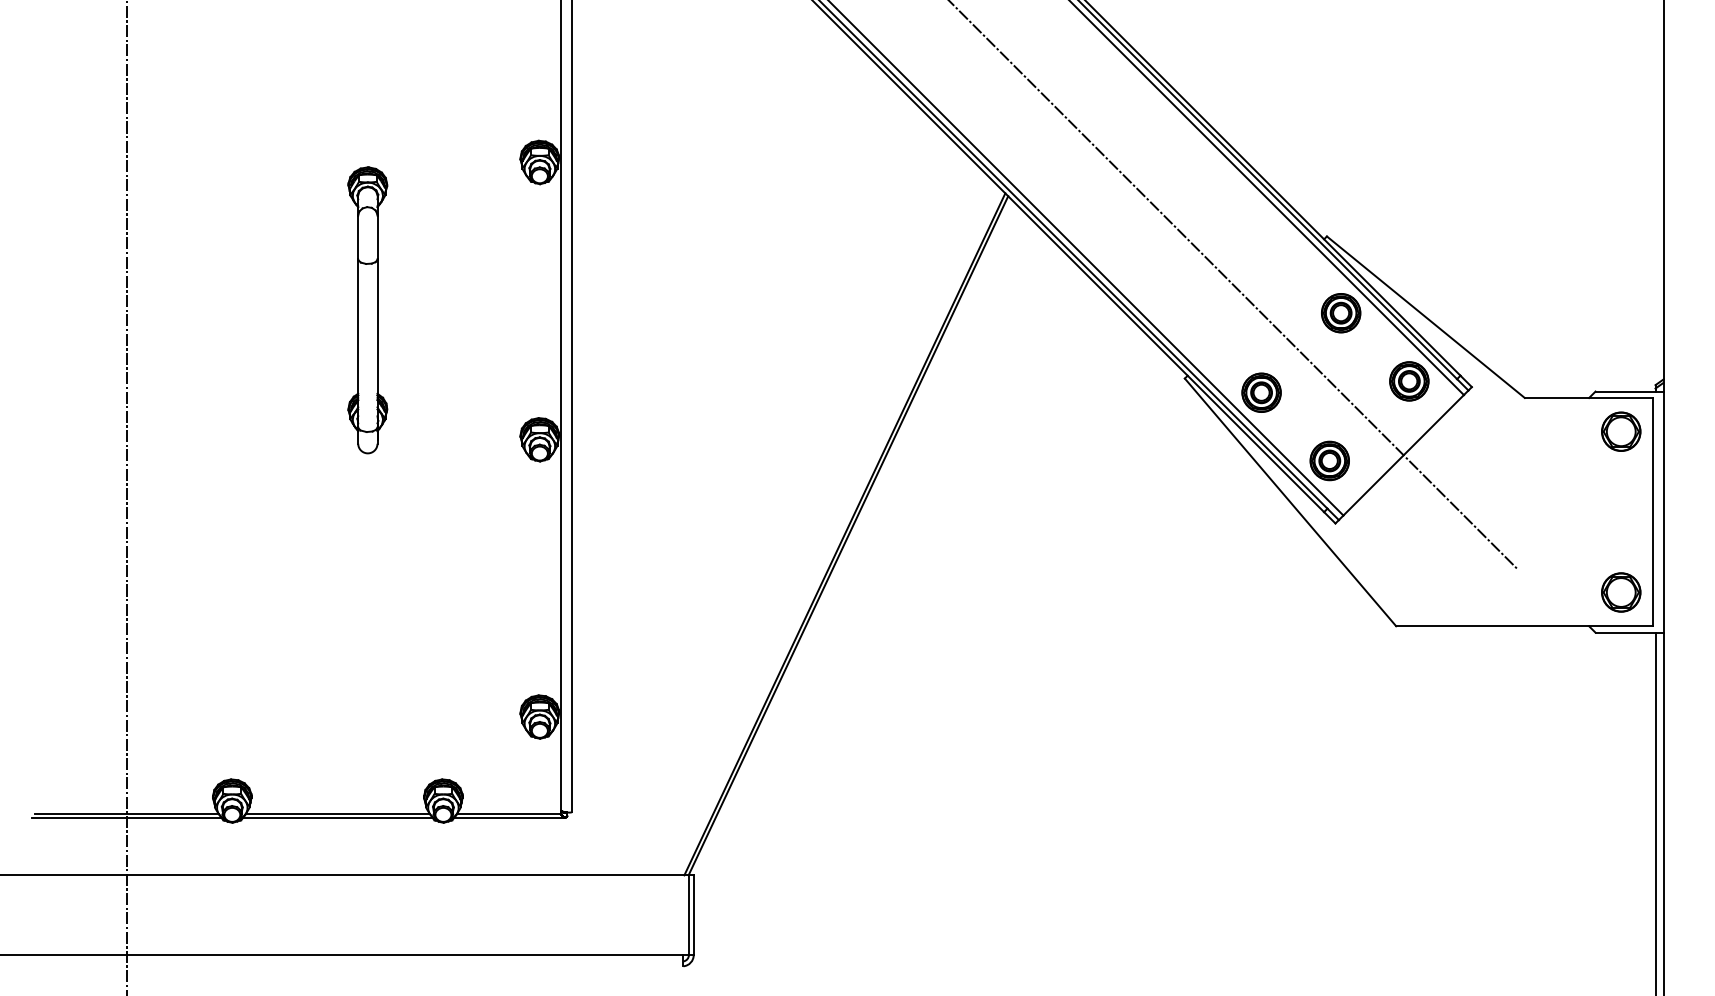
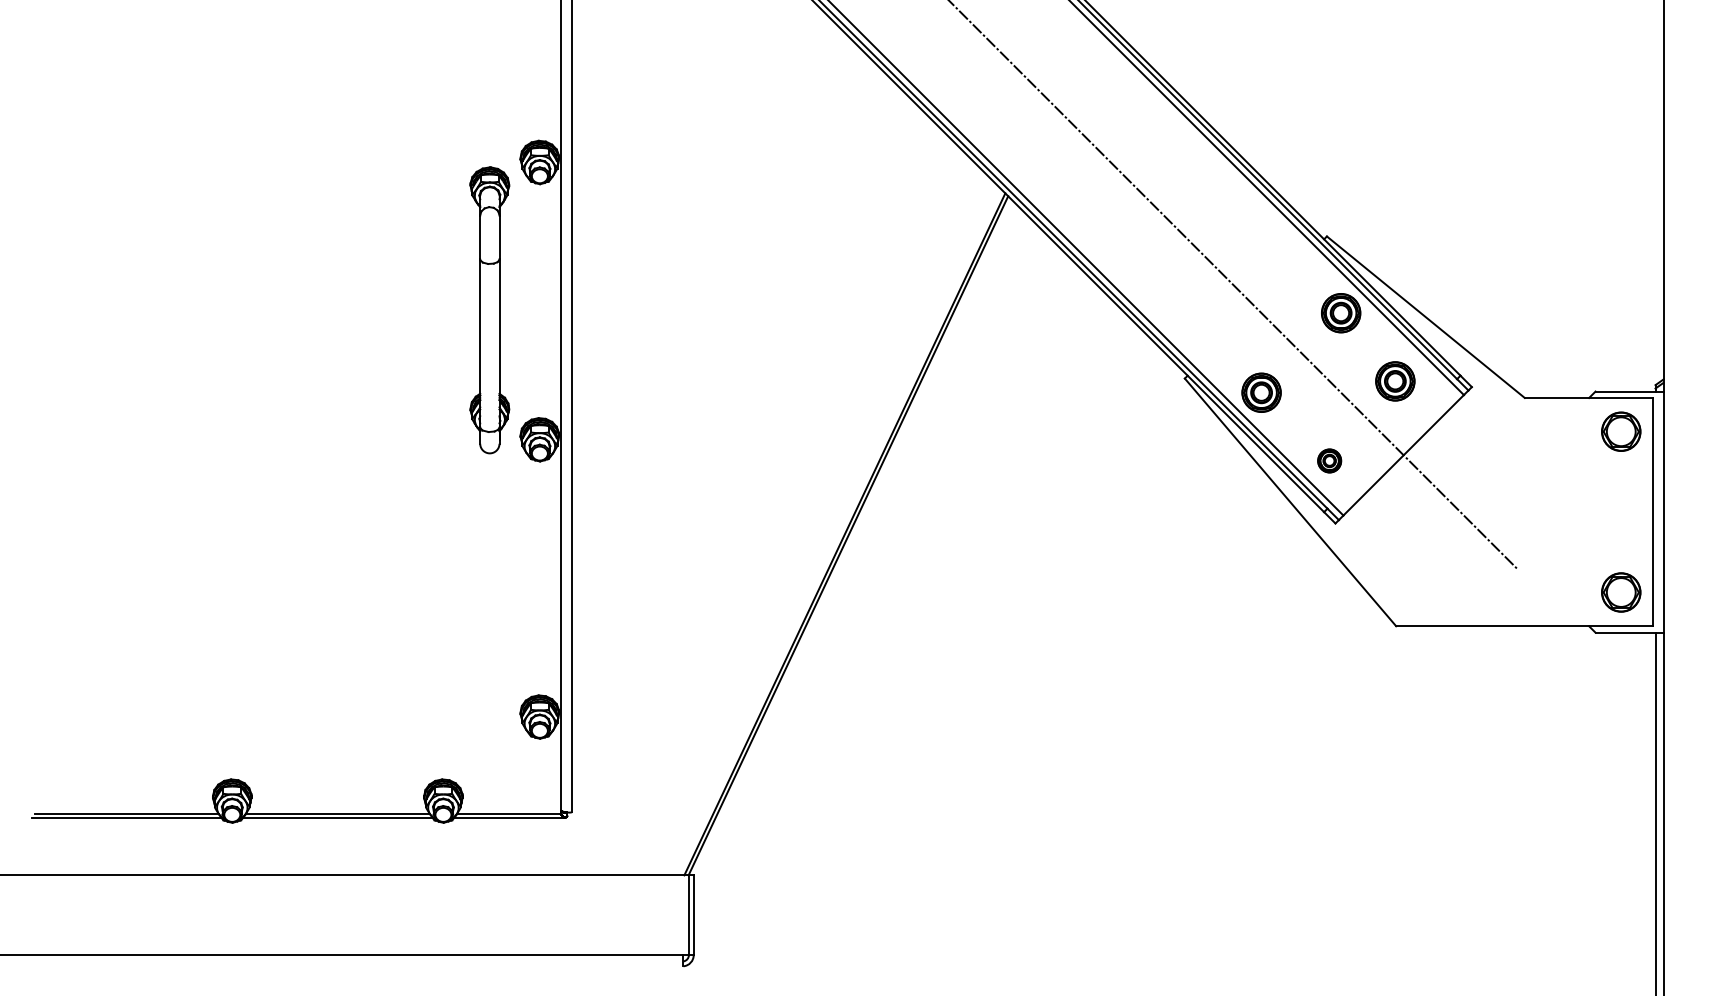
part position: (367, 310) -> (489, 310) (489, 310)
part position: (1409, 381) -> (1395, 381) (1395, 381)
part size: 41x42 px -> 26x26 px (1329, 460)
line: present -> none (126, 497)
